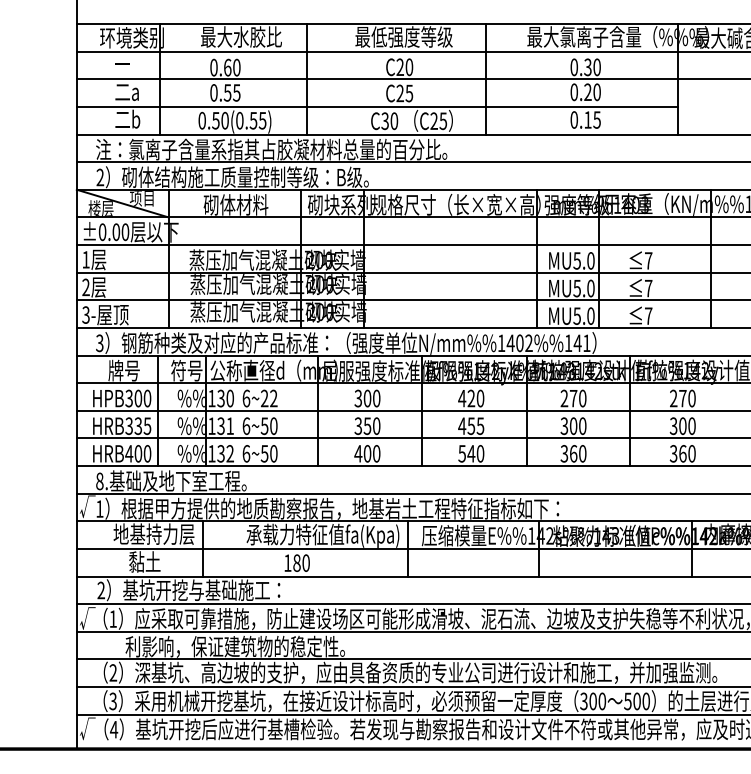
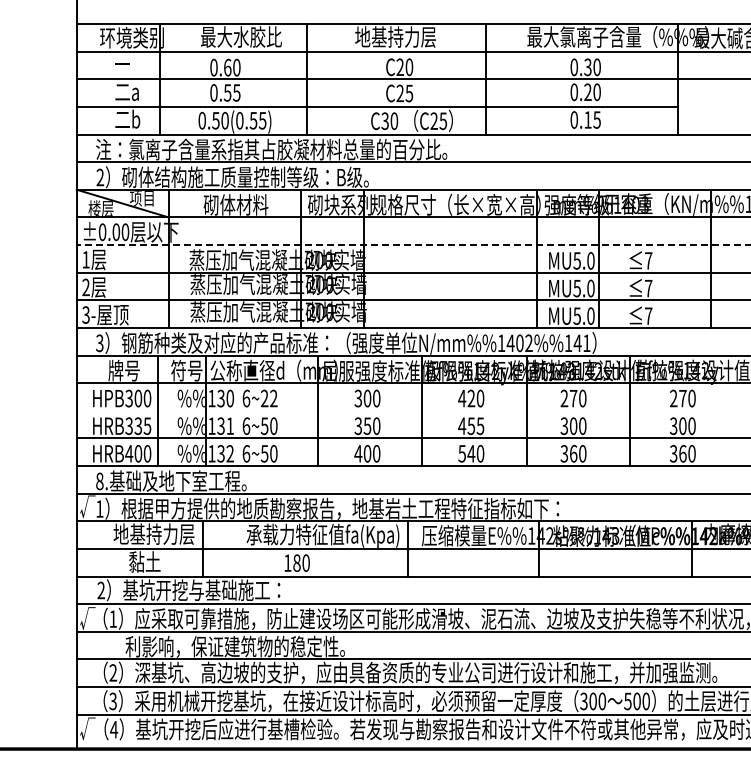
text: 最低强度等级 -> 地基持力层 (403, 36)
line: solid -> dashed (413, 245)
line: present -> none (411, 410)
